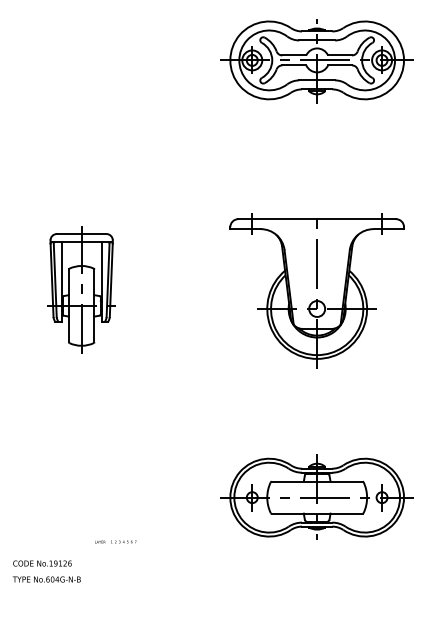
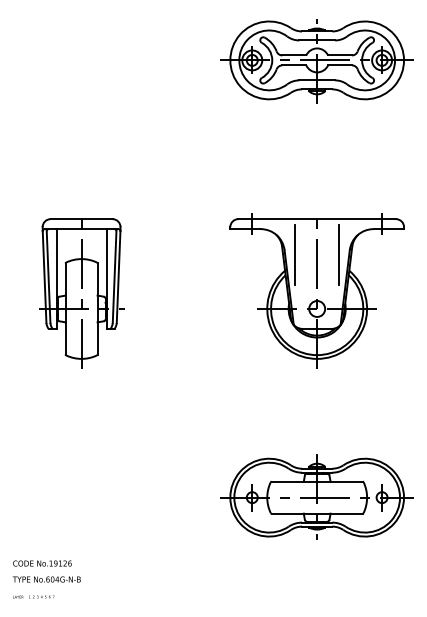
line: none -> present (295, 255)
line: none -> present (339, 255)
part size: 69x127 px -> 86x151 px (81, 293)
text position: (115, 541) -> (33, 596) (33, 596)
